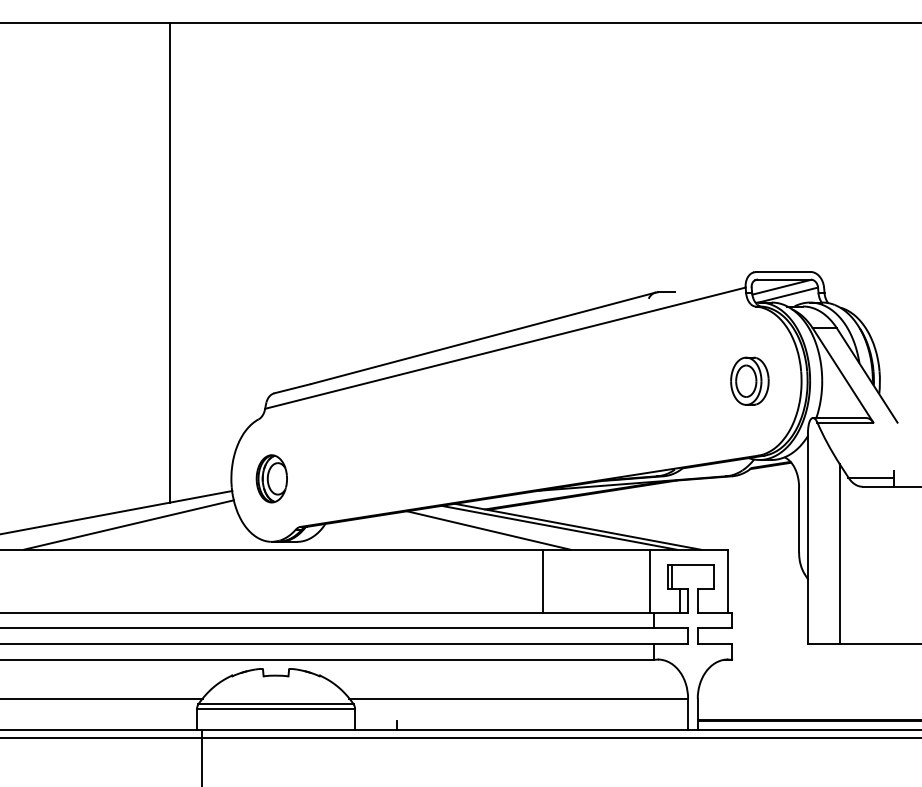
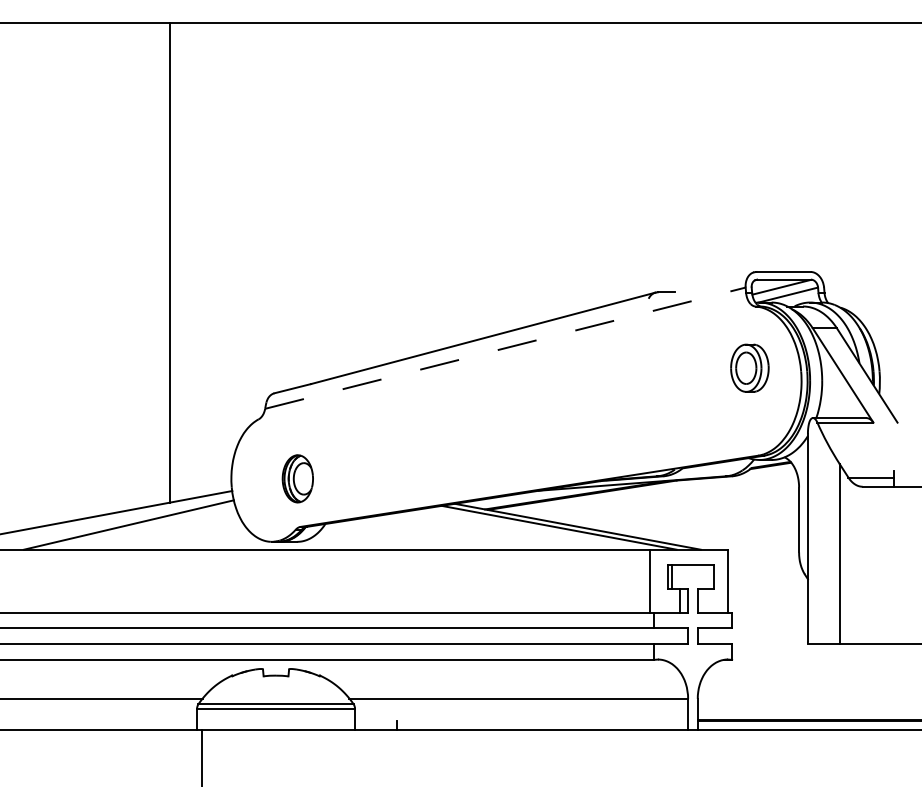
line: solid -> dashed (505, 348)
part position: (749, 380) -> (749, 367) (749, 367)
part position: (271, 478) -> (297, 478) (297, 478)
line: present -> none (488, 530)
line: present -> none (543, 580)
line: present -> none (460, 738)
